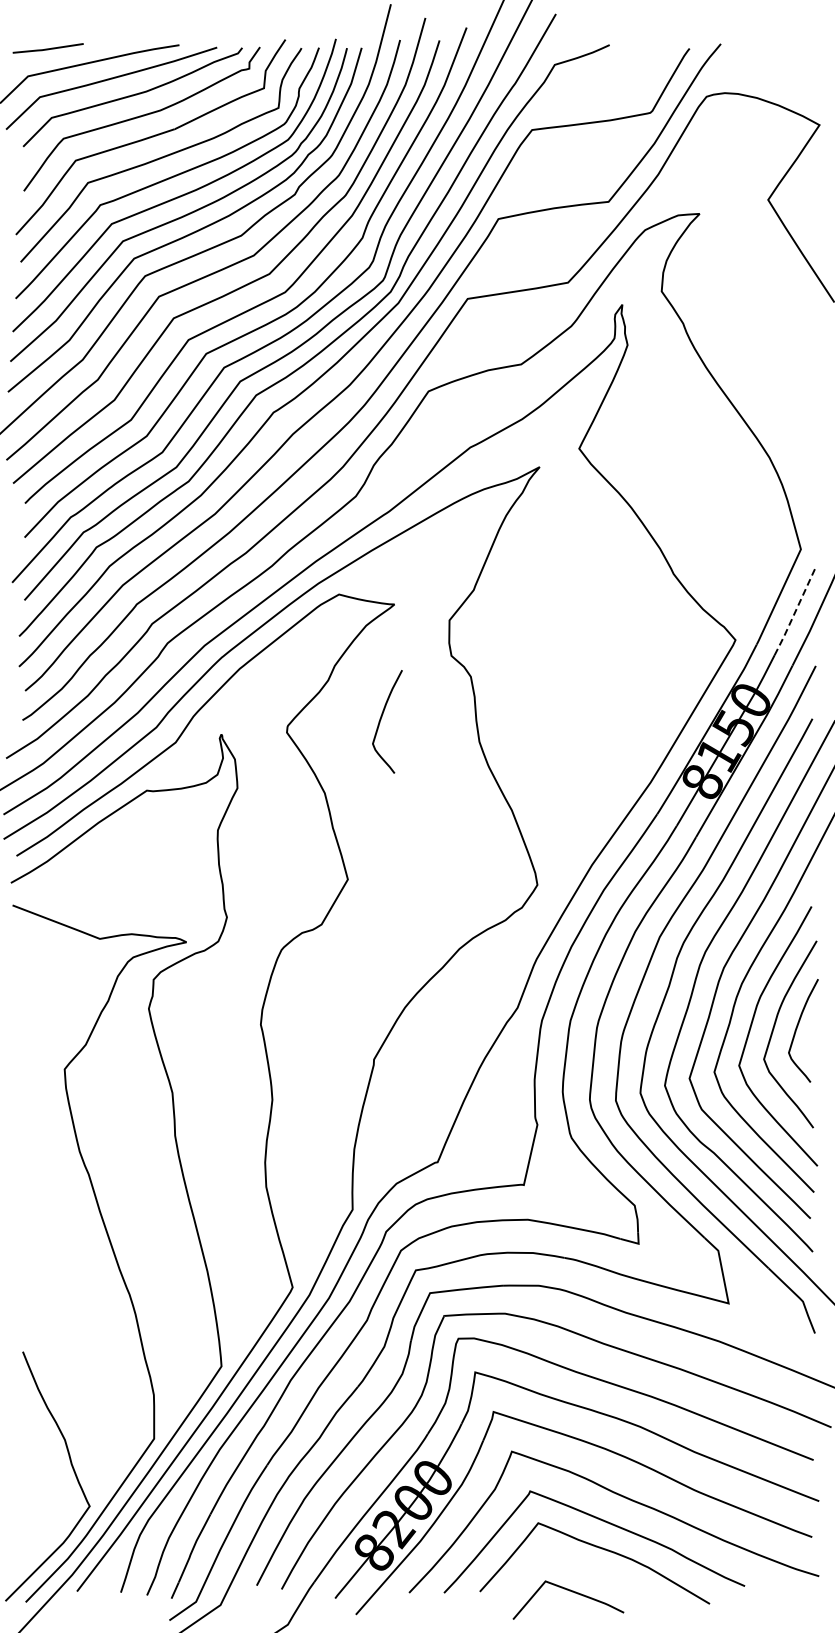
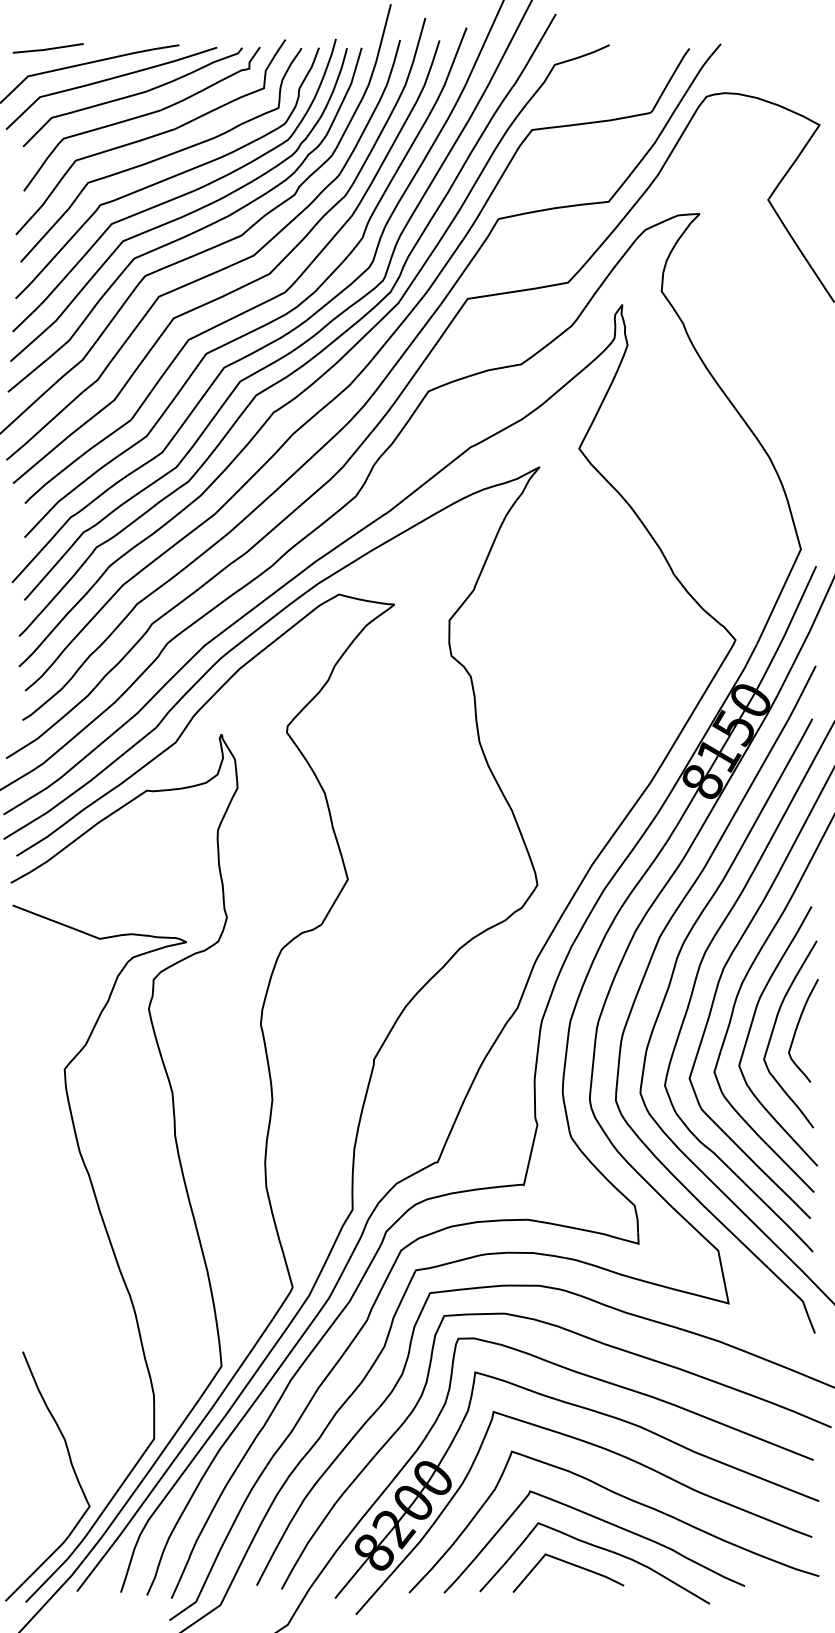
line: dashed -> solid (795, 611)
curve: present -> none (381, 719)
curve position: (569, 1591) -> (569, 1564) (569, 1564)
